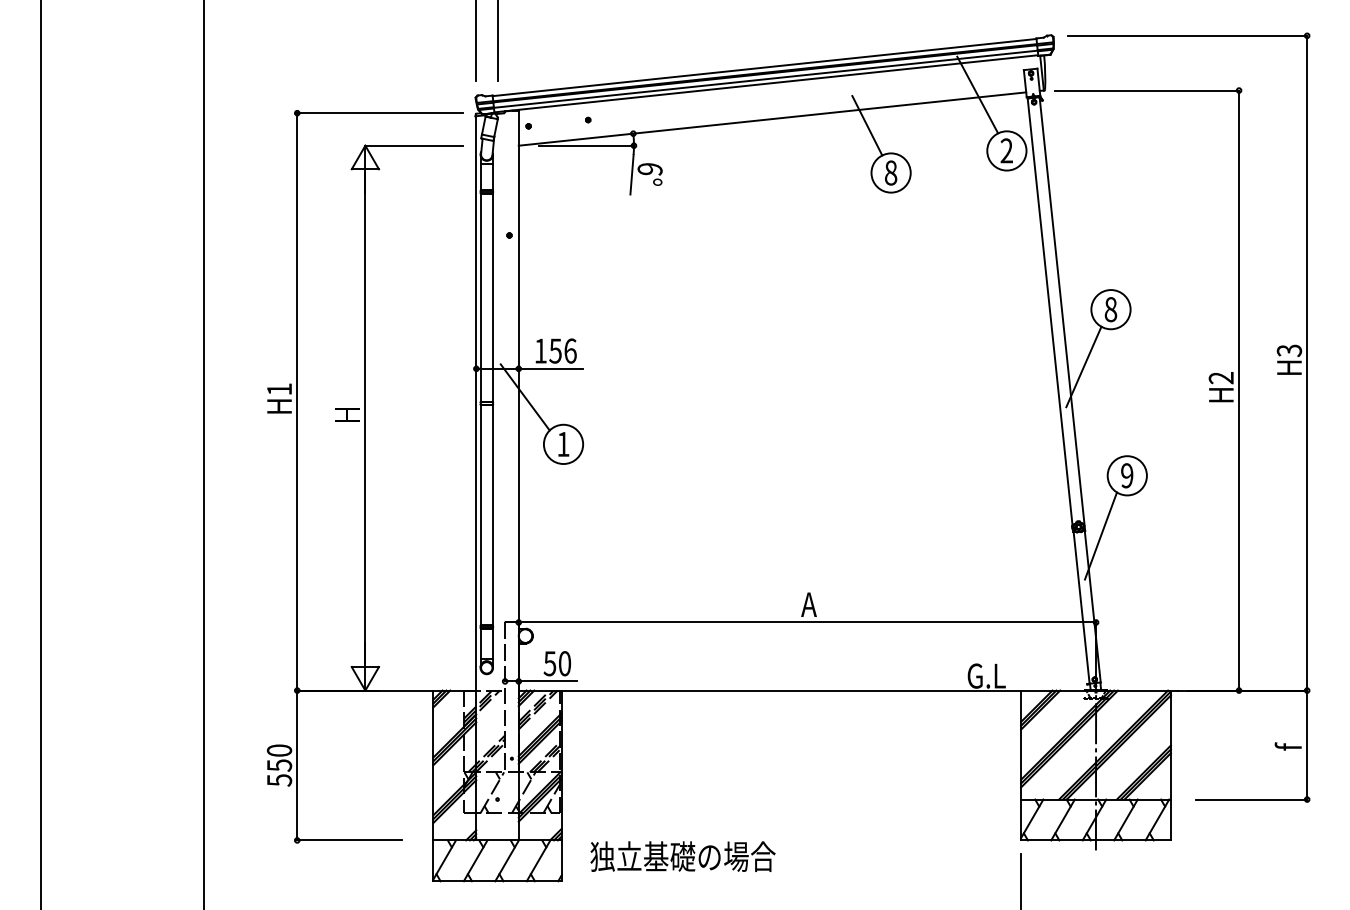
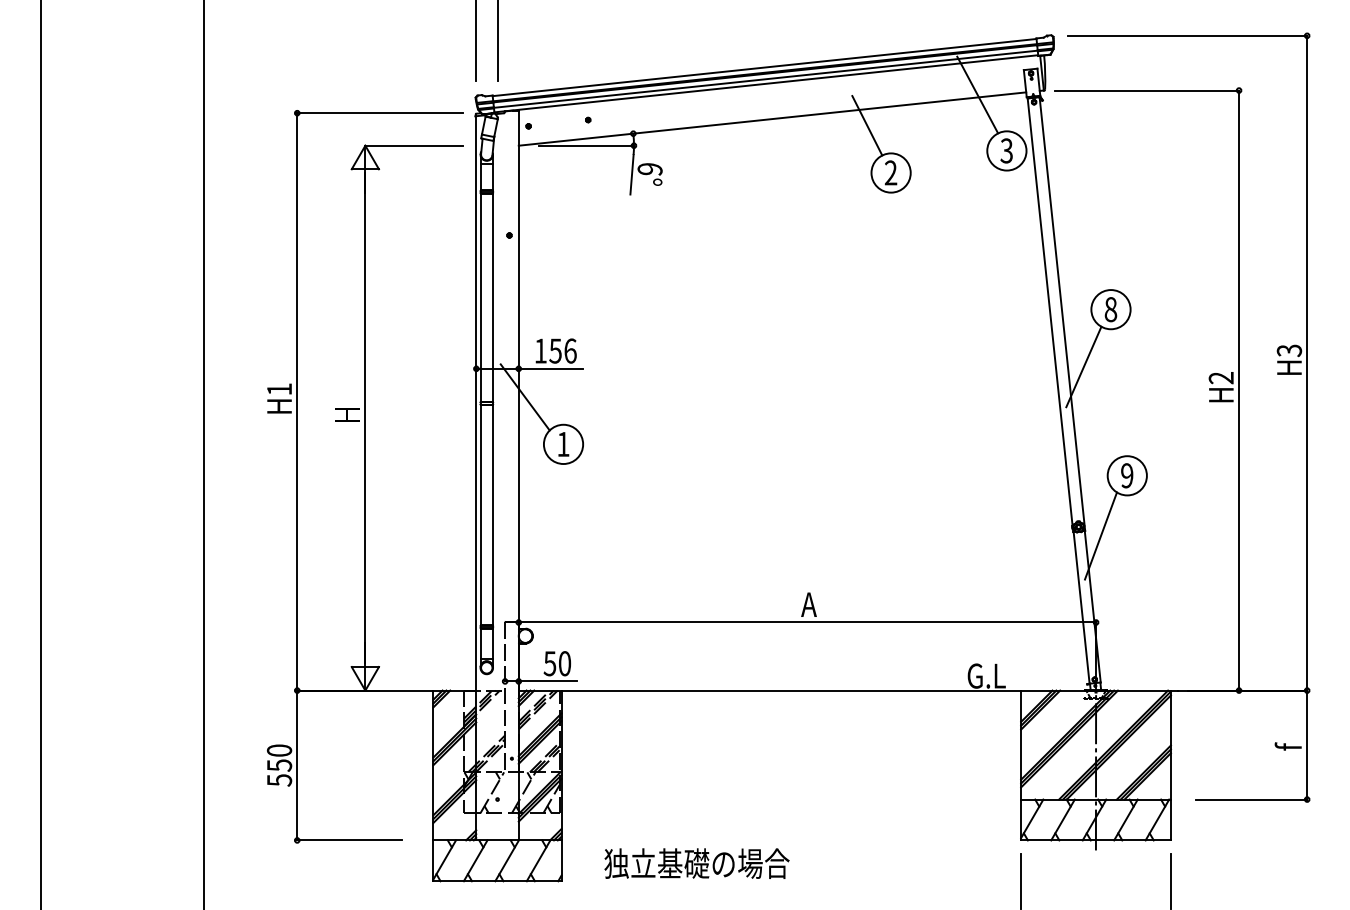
text: 2 -> 3 (1006, 150)
text: 8 -> 2 (890, 172)
text position: (682, 856) -> (696, 863) (696, 863)
line: none -> present (1170, 880)
